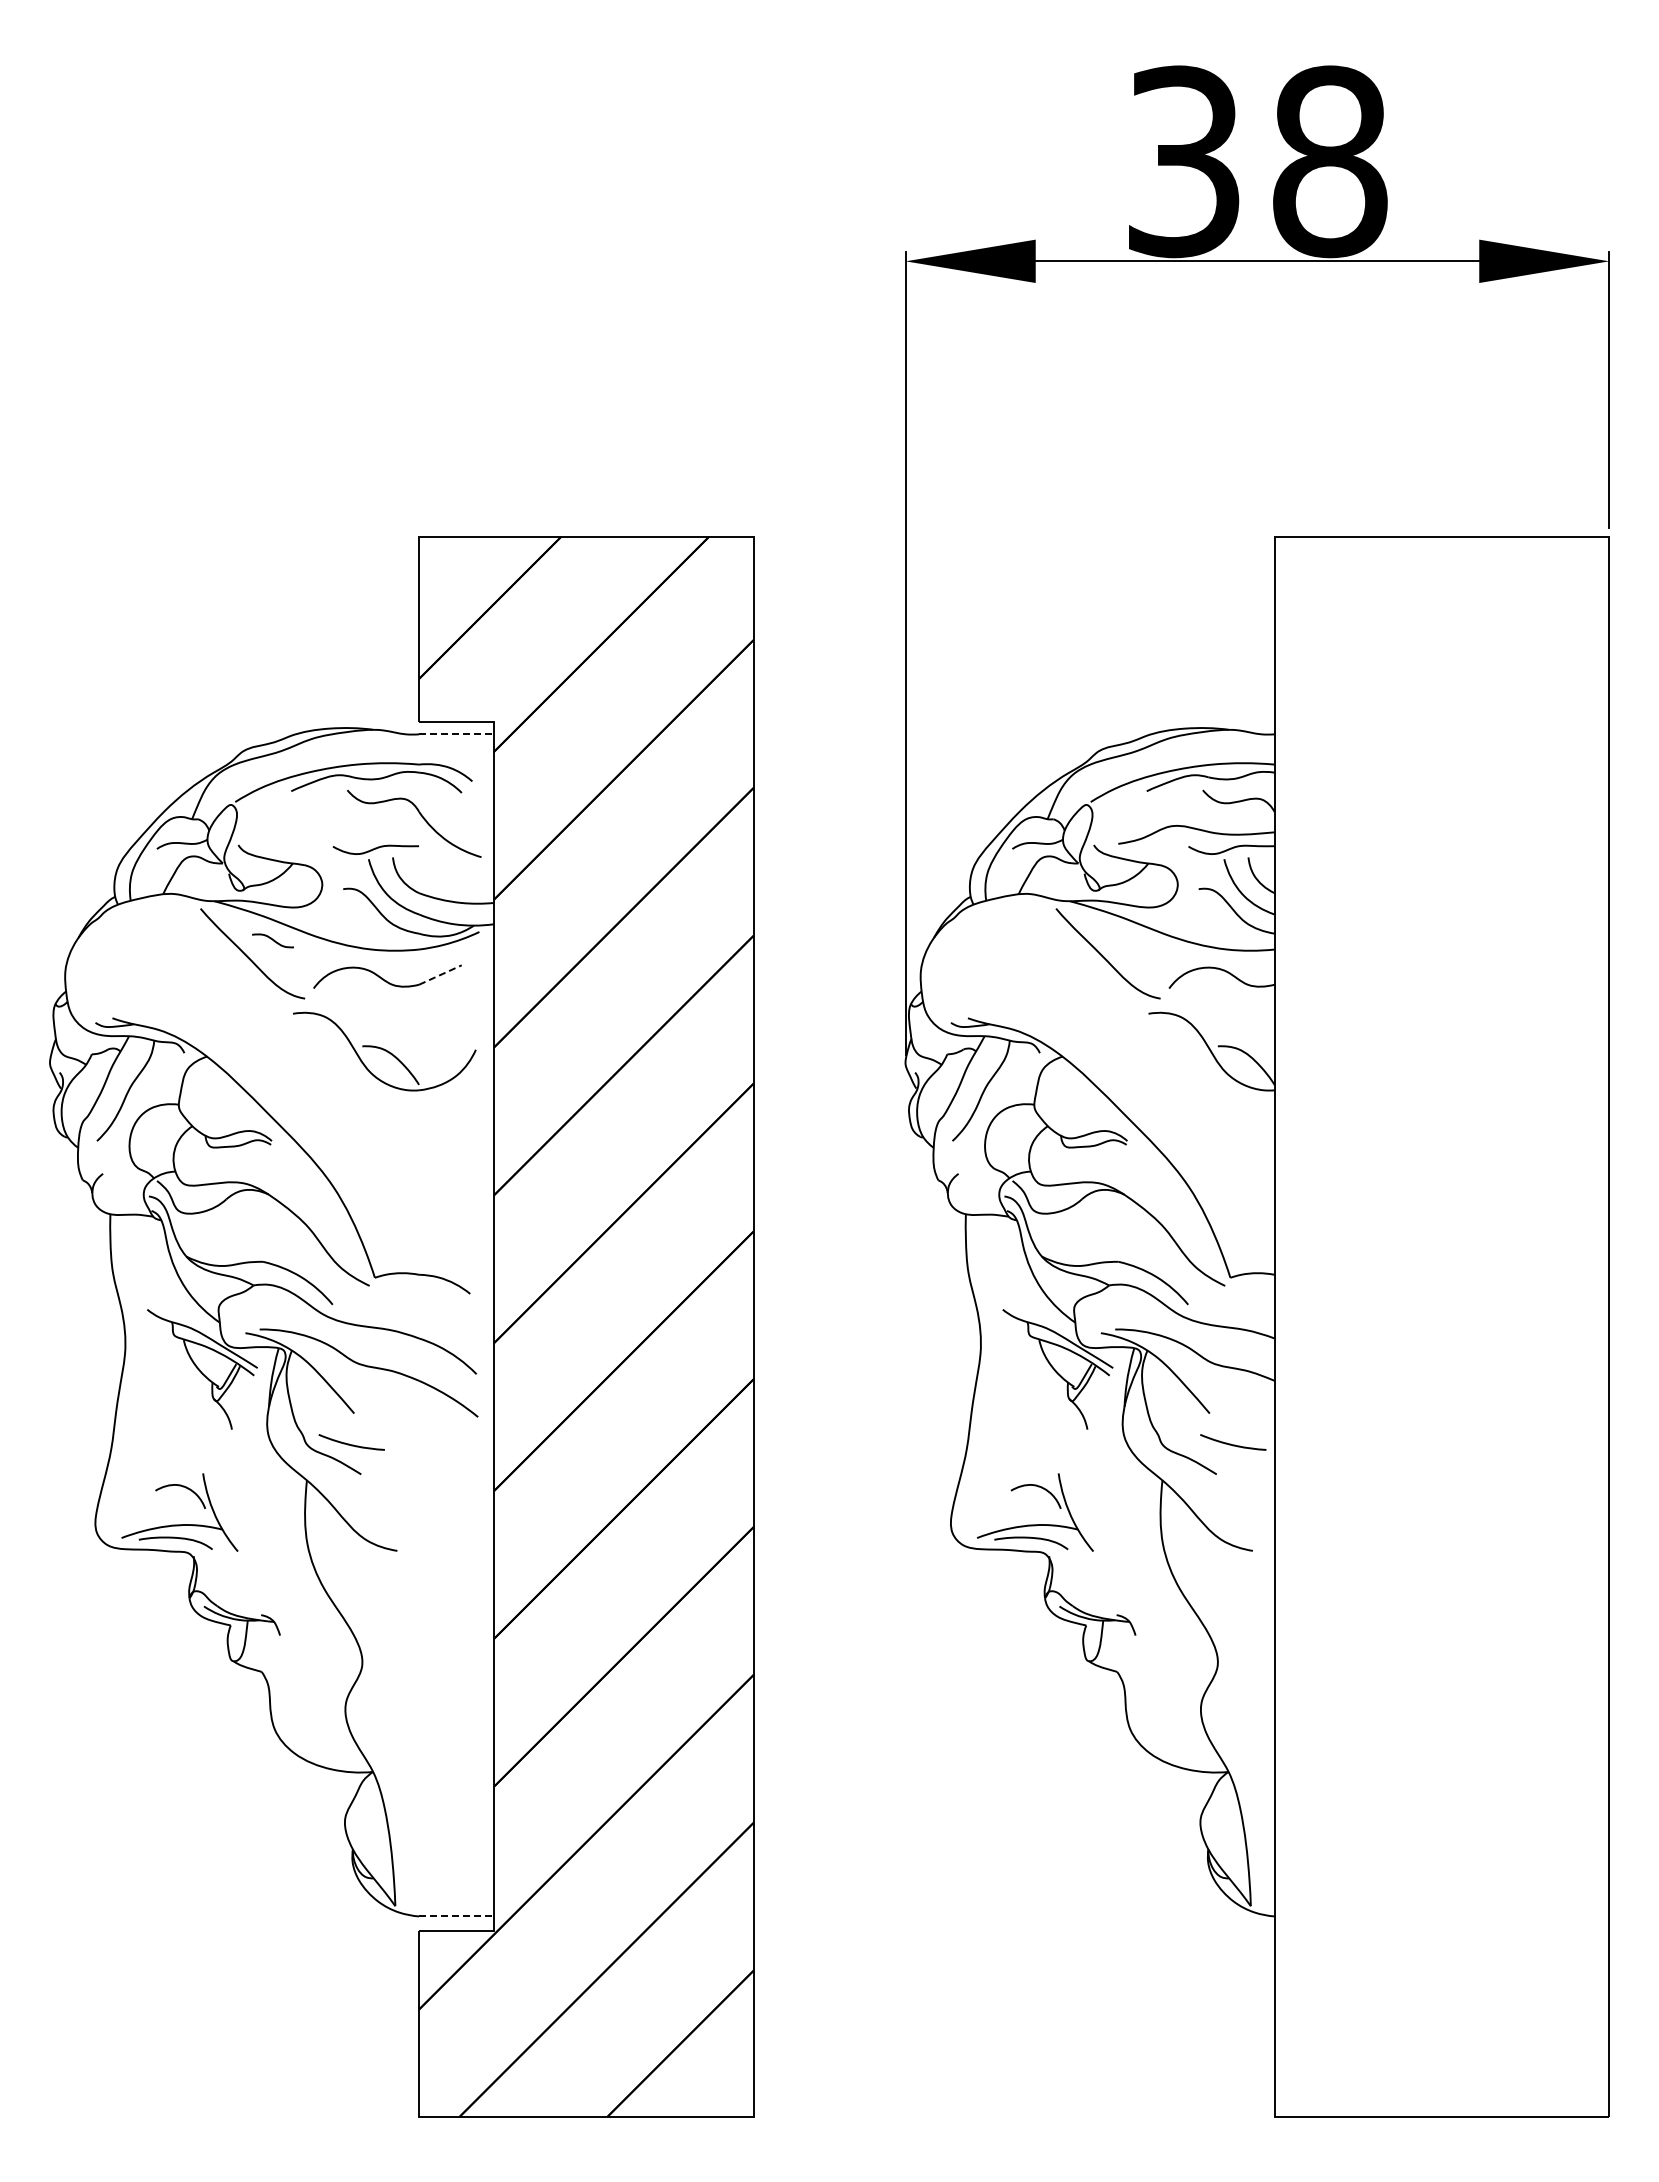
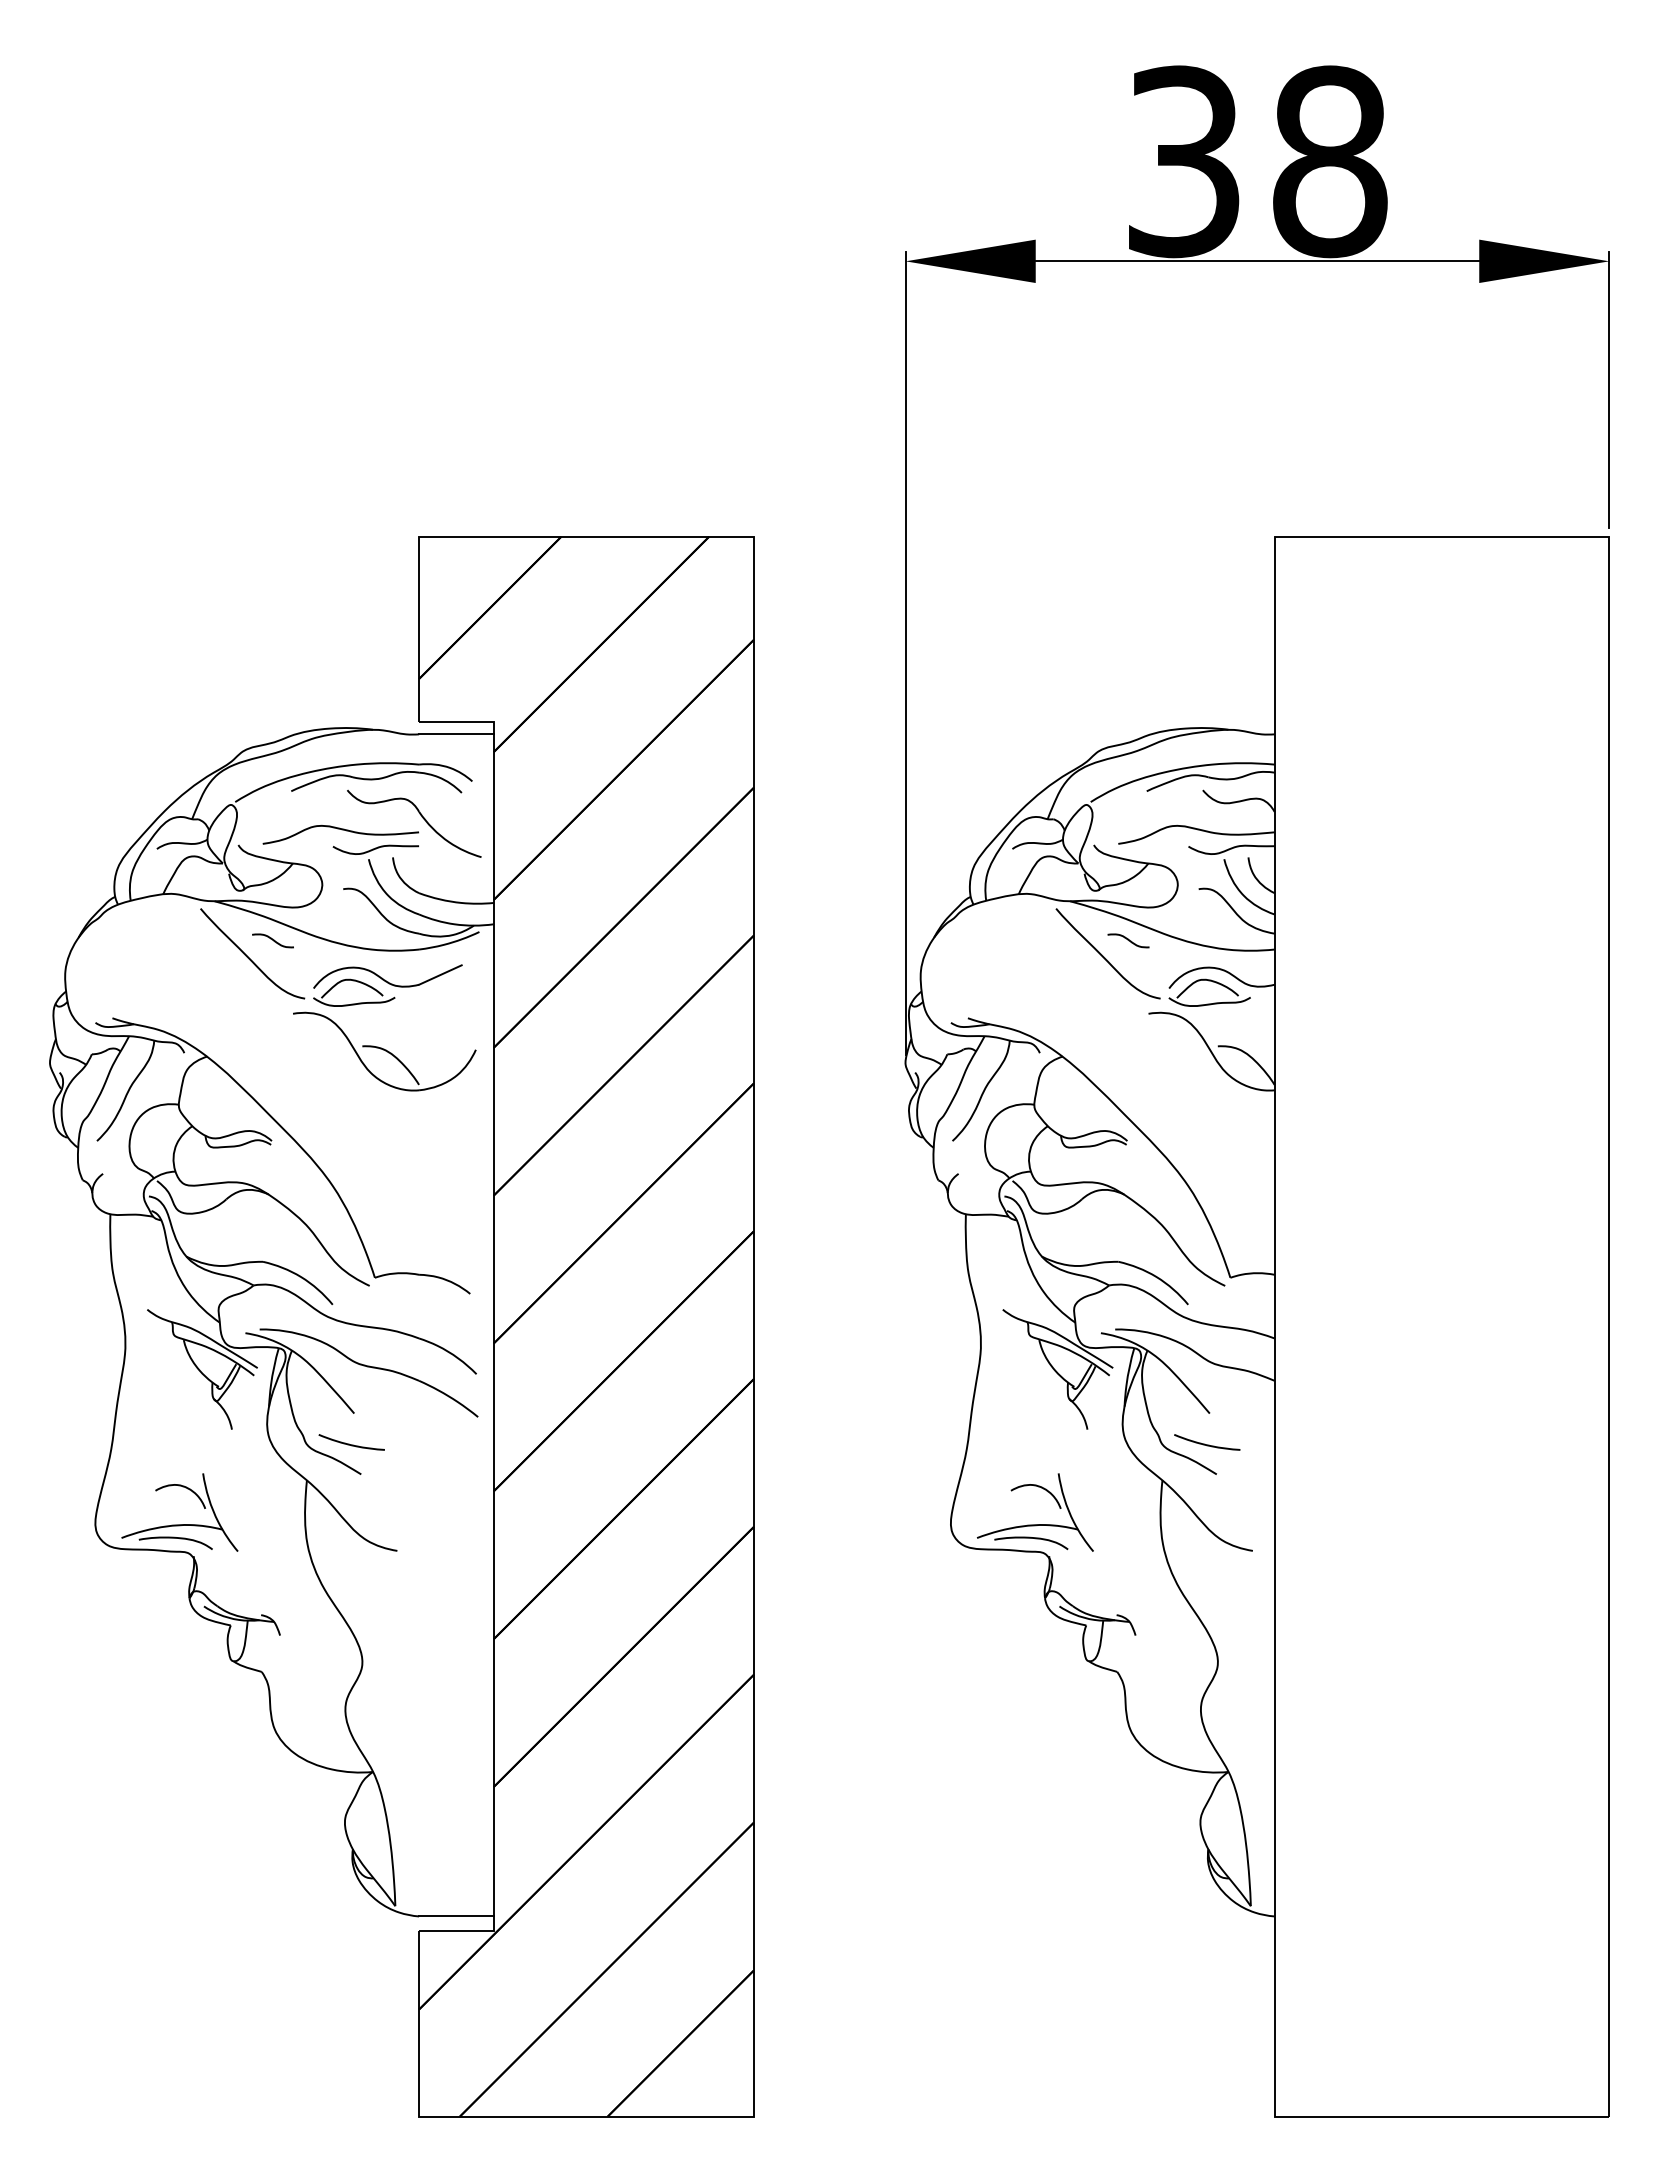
line: dashed -> solid (456, 734)
curve: none -> present (341, 830)
curve: none -> present (1128, 940)
line: dashed -> solid (440, 974)
part: none -> present (357, 982)
part: none -> present (1212, 982)
curve position: (1233, 1444) -> (1207, 1444) (1207, 1444)
line: dashed -> solid (456, 1916)
